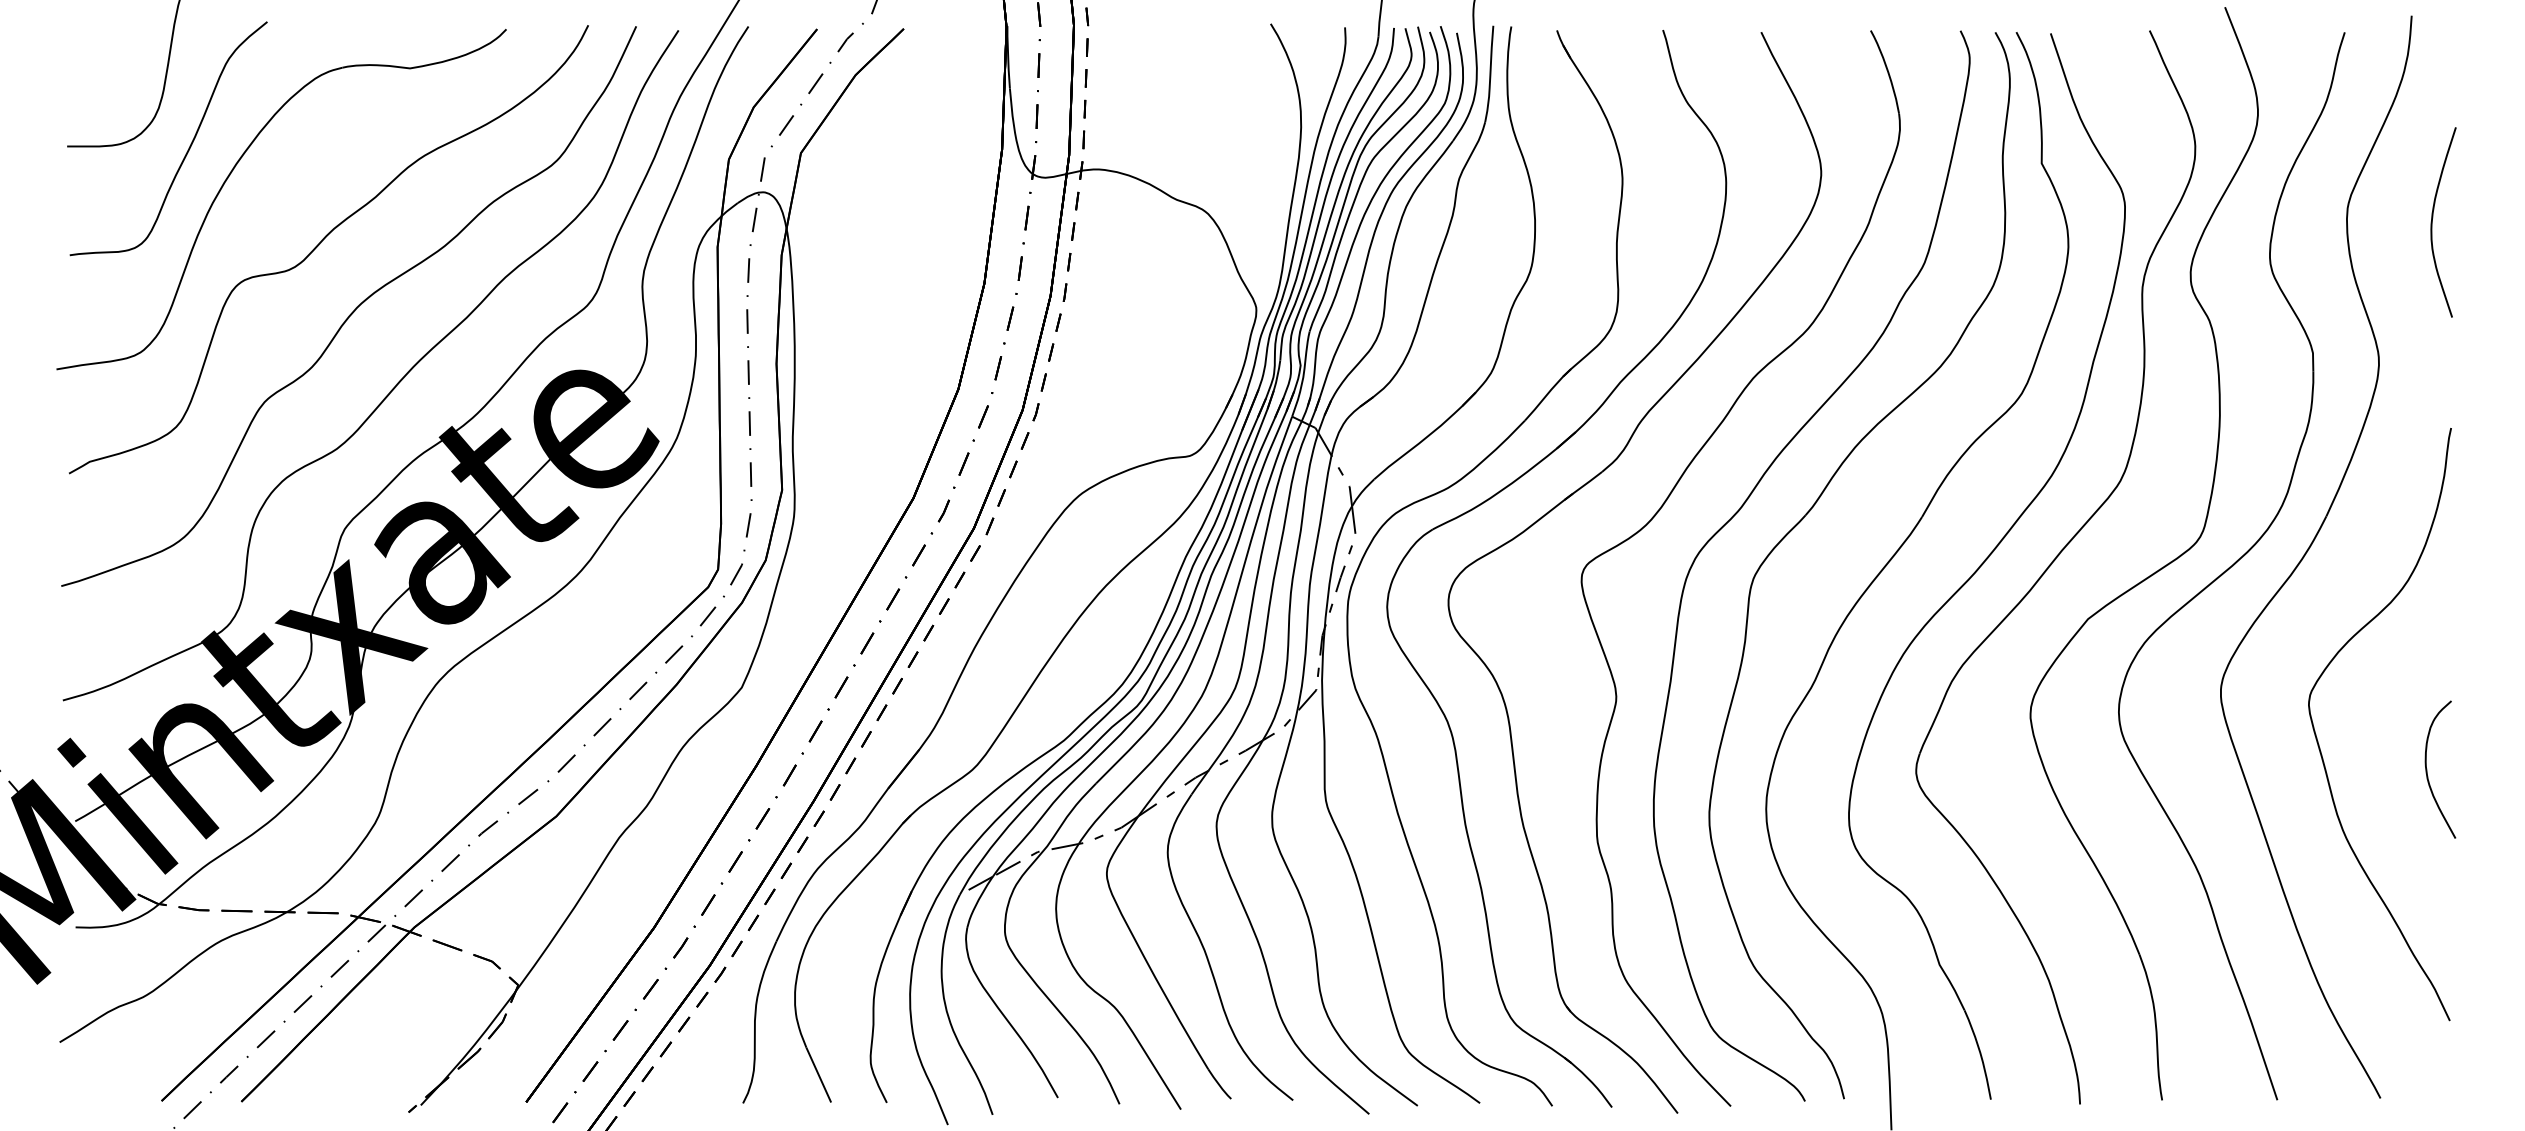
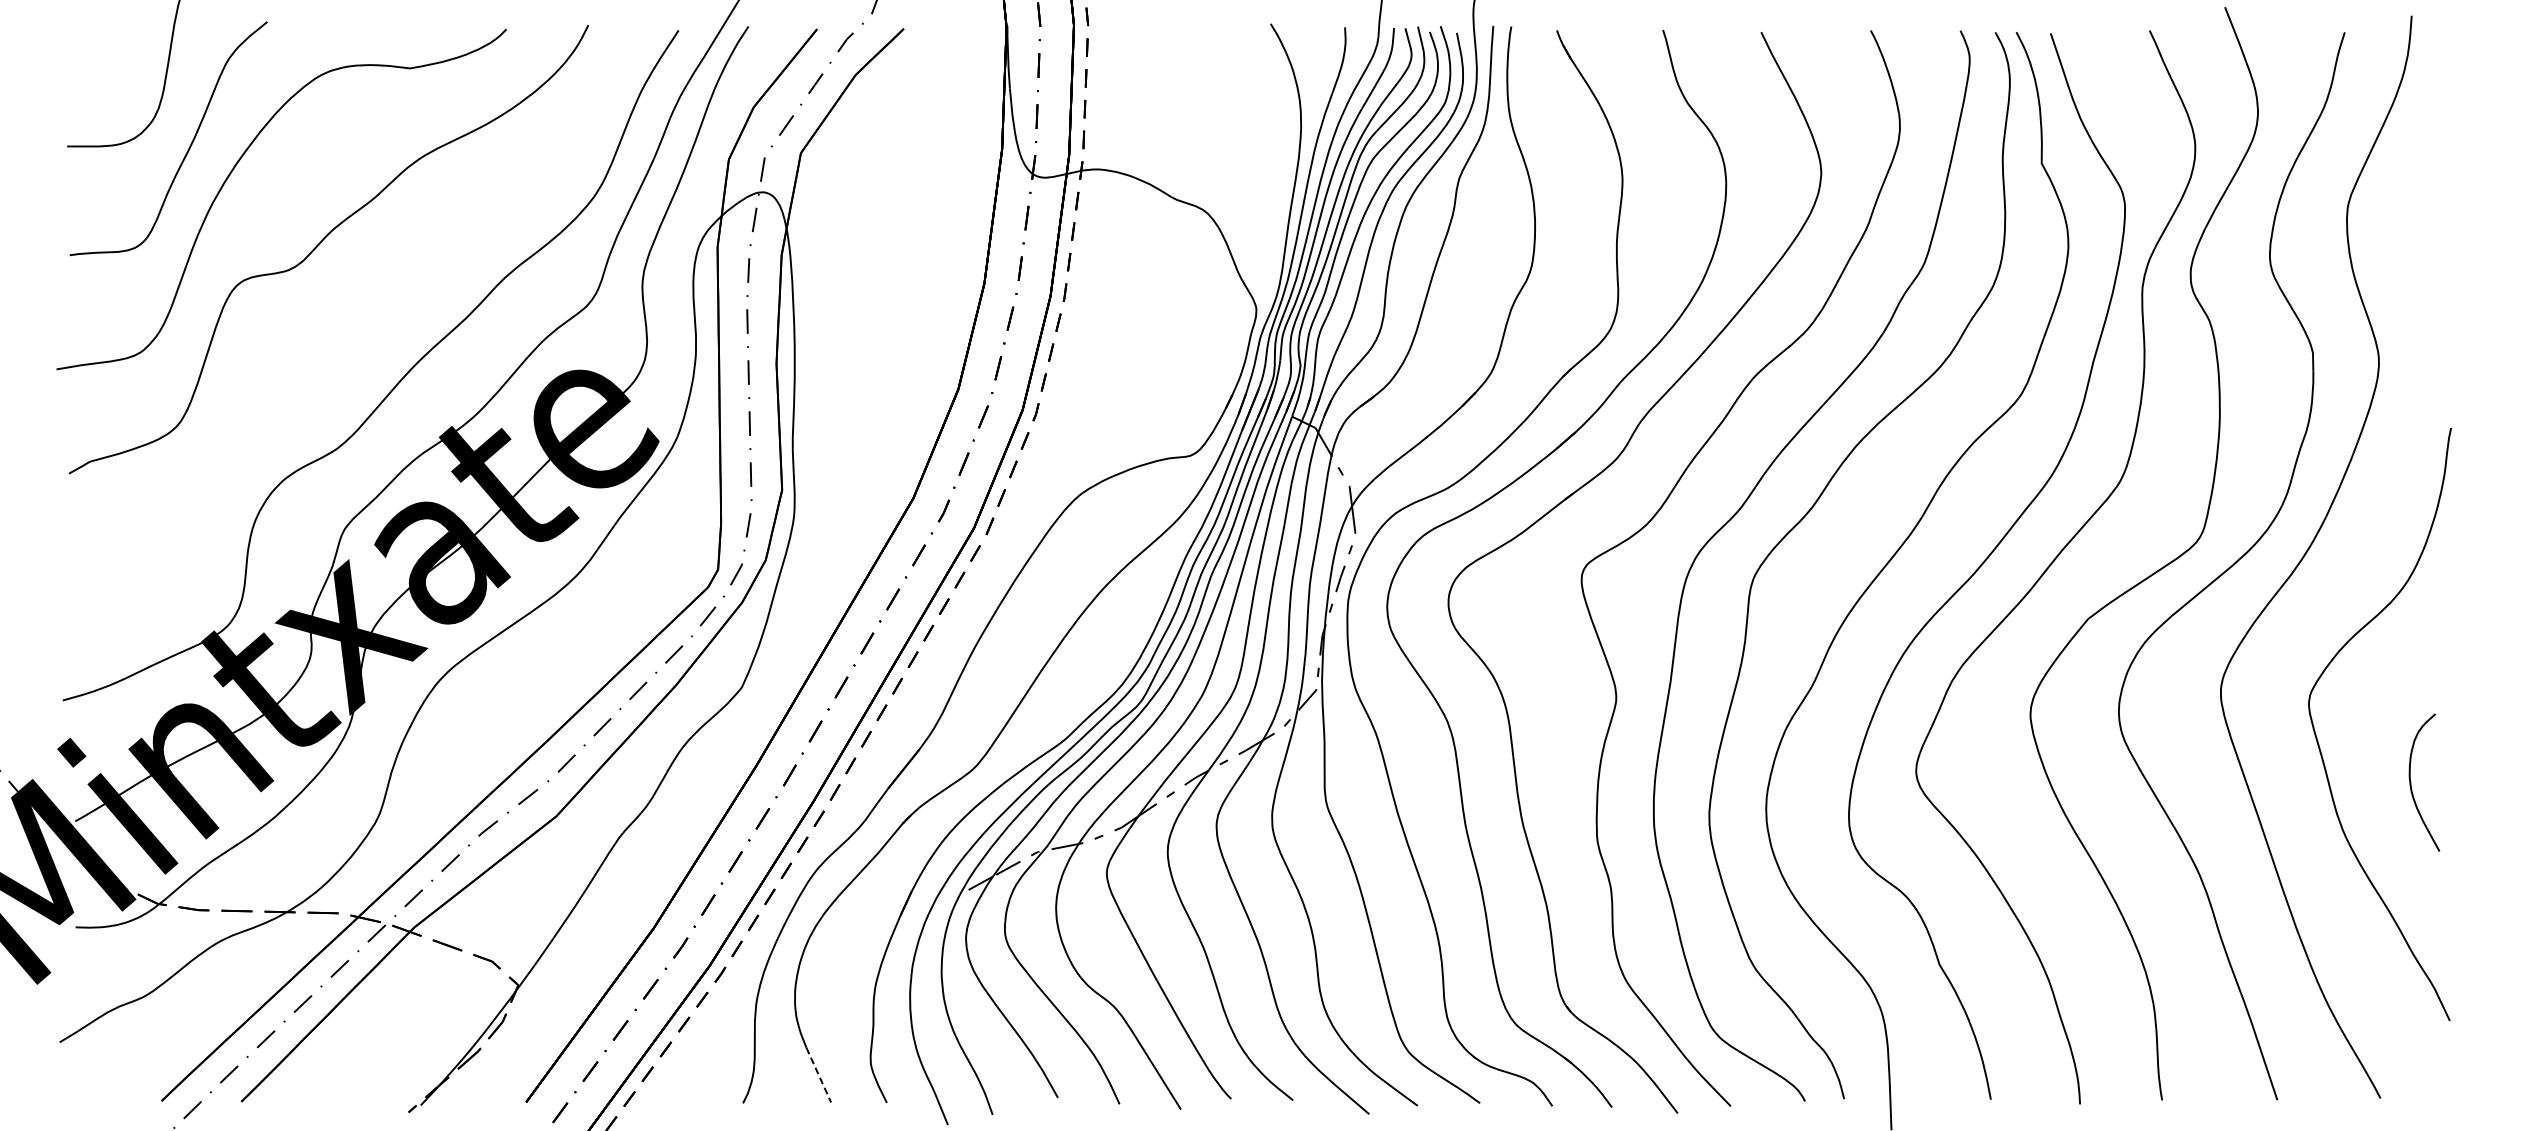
curve: present -> none (2432, 222)
curve: present -> none (353, 310)
curve position: (2427, 769) -> (2411, 782) (2411, 782)
line: solid -> dashed (819, 1075)
